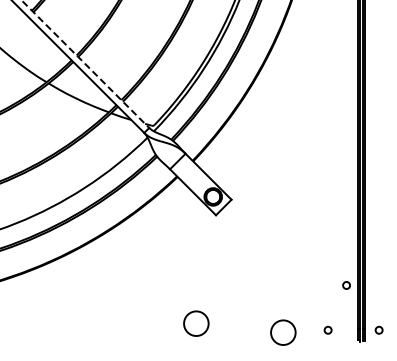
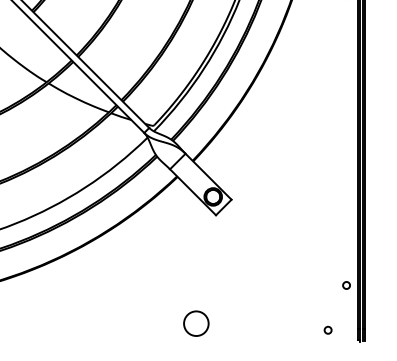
line: dashed -> solid (85, 64)
circle: present -> none (378, 329)
circle: present -> none (283, 332)
